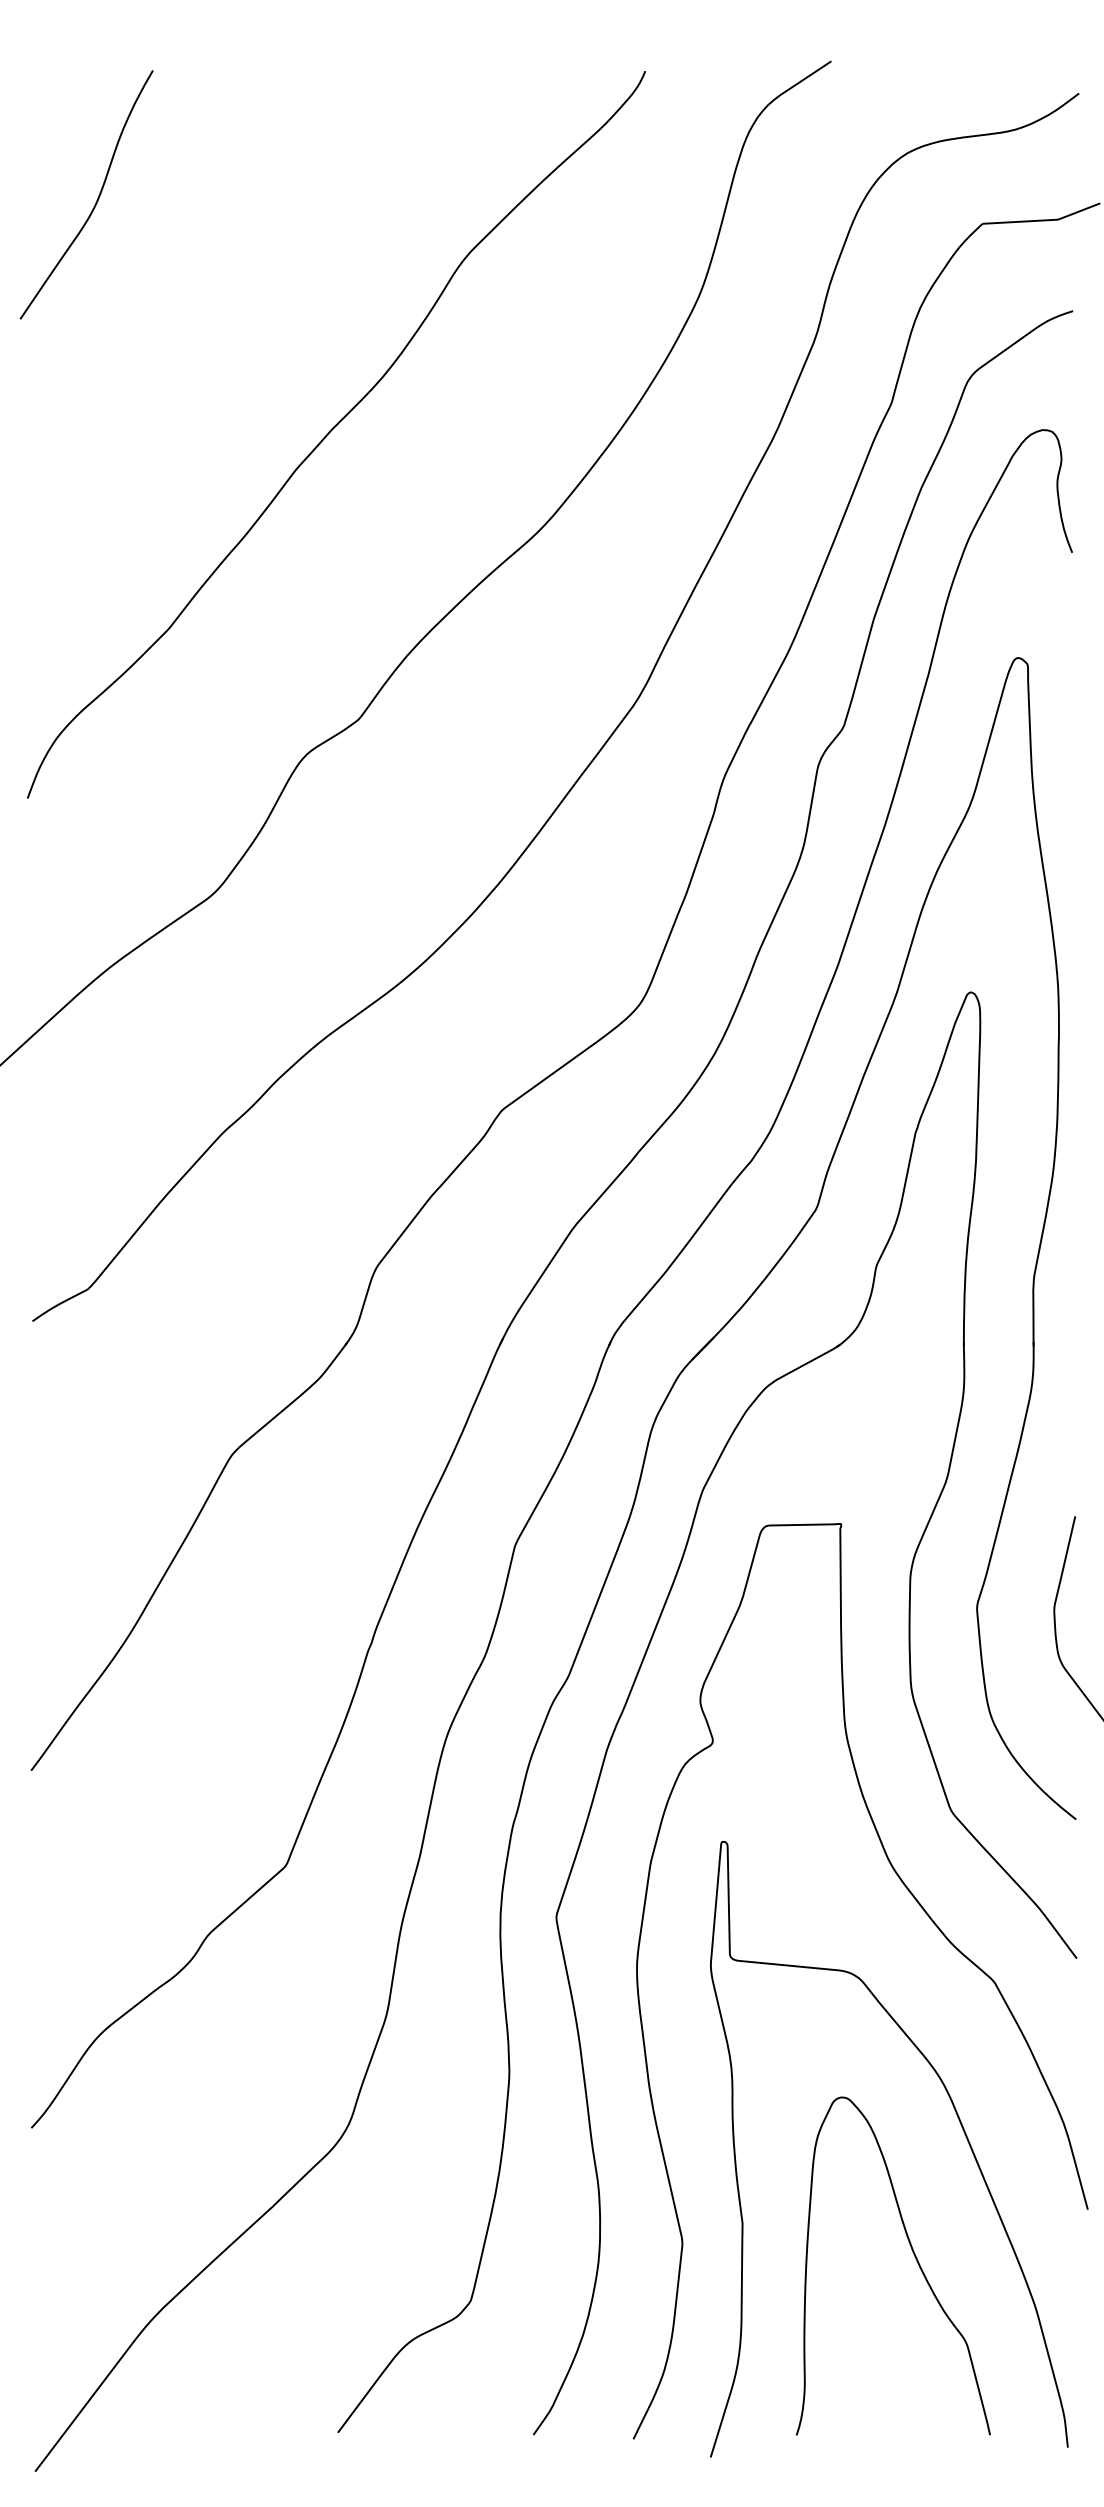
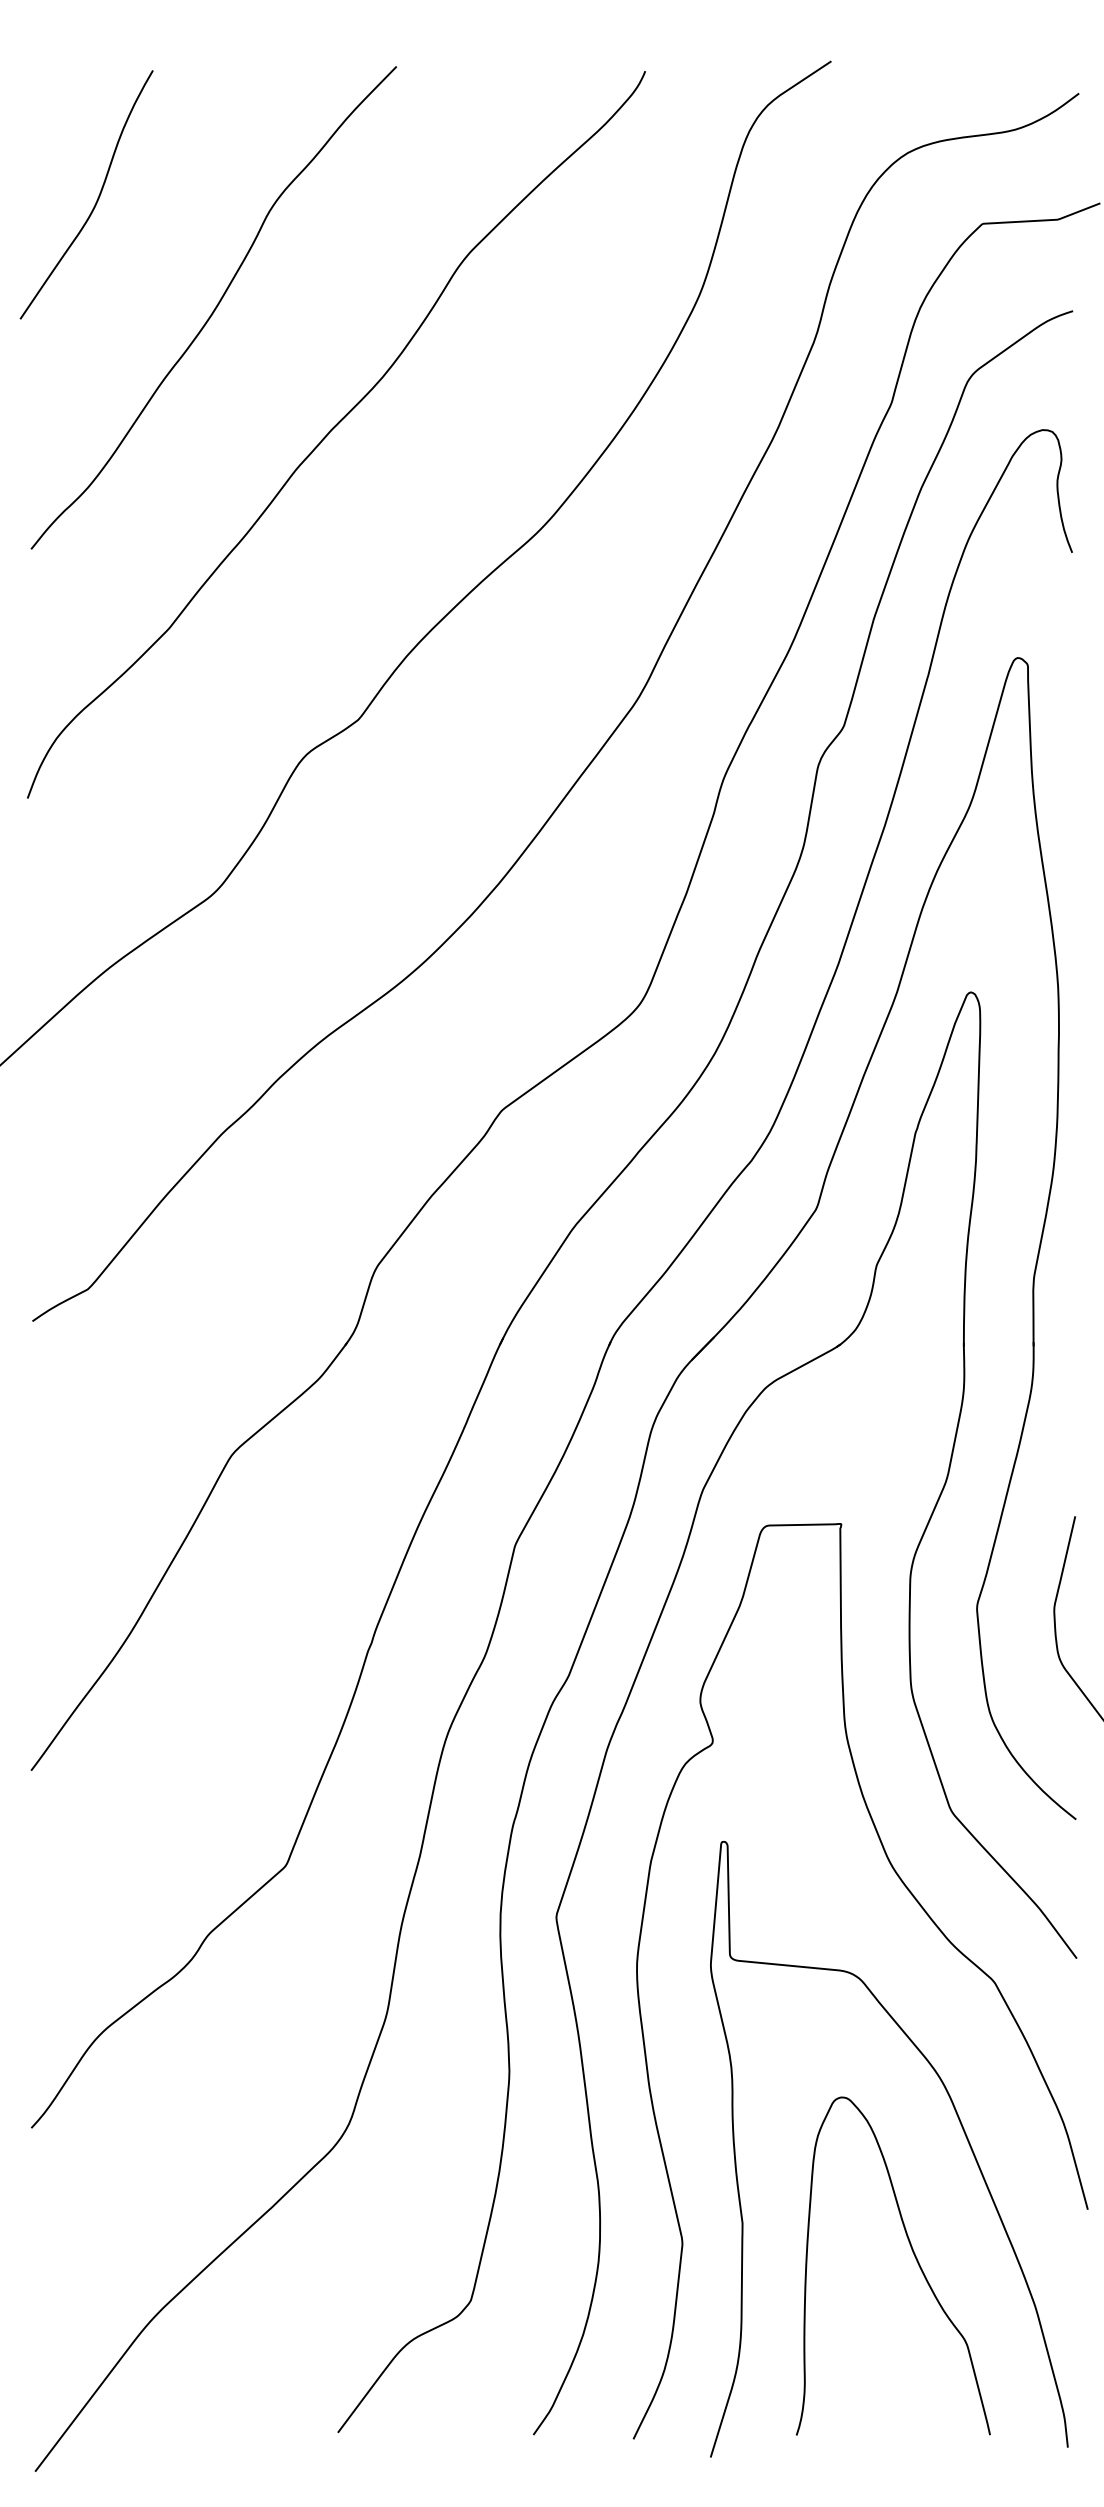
curve: none -> present (214, 308)
